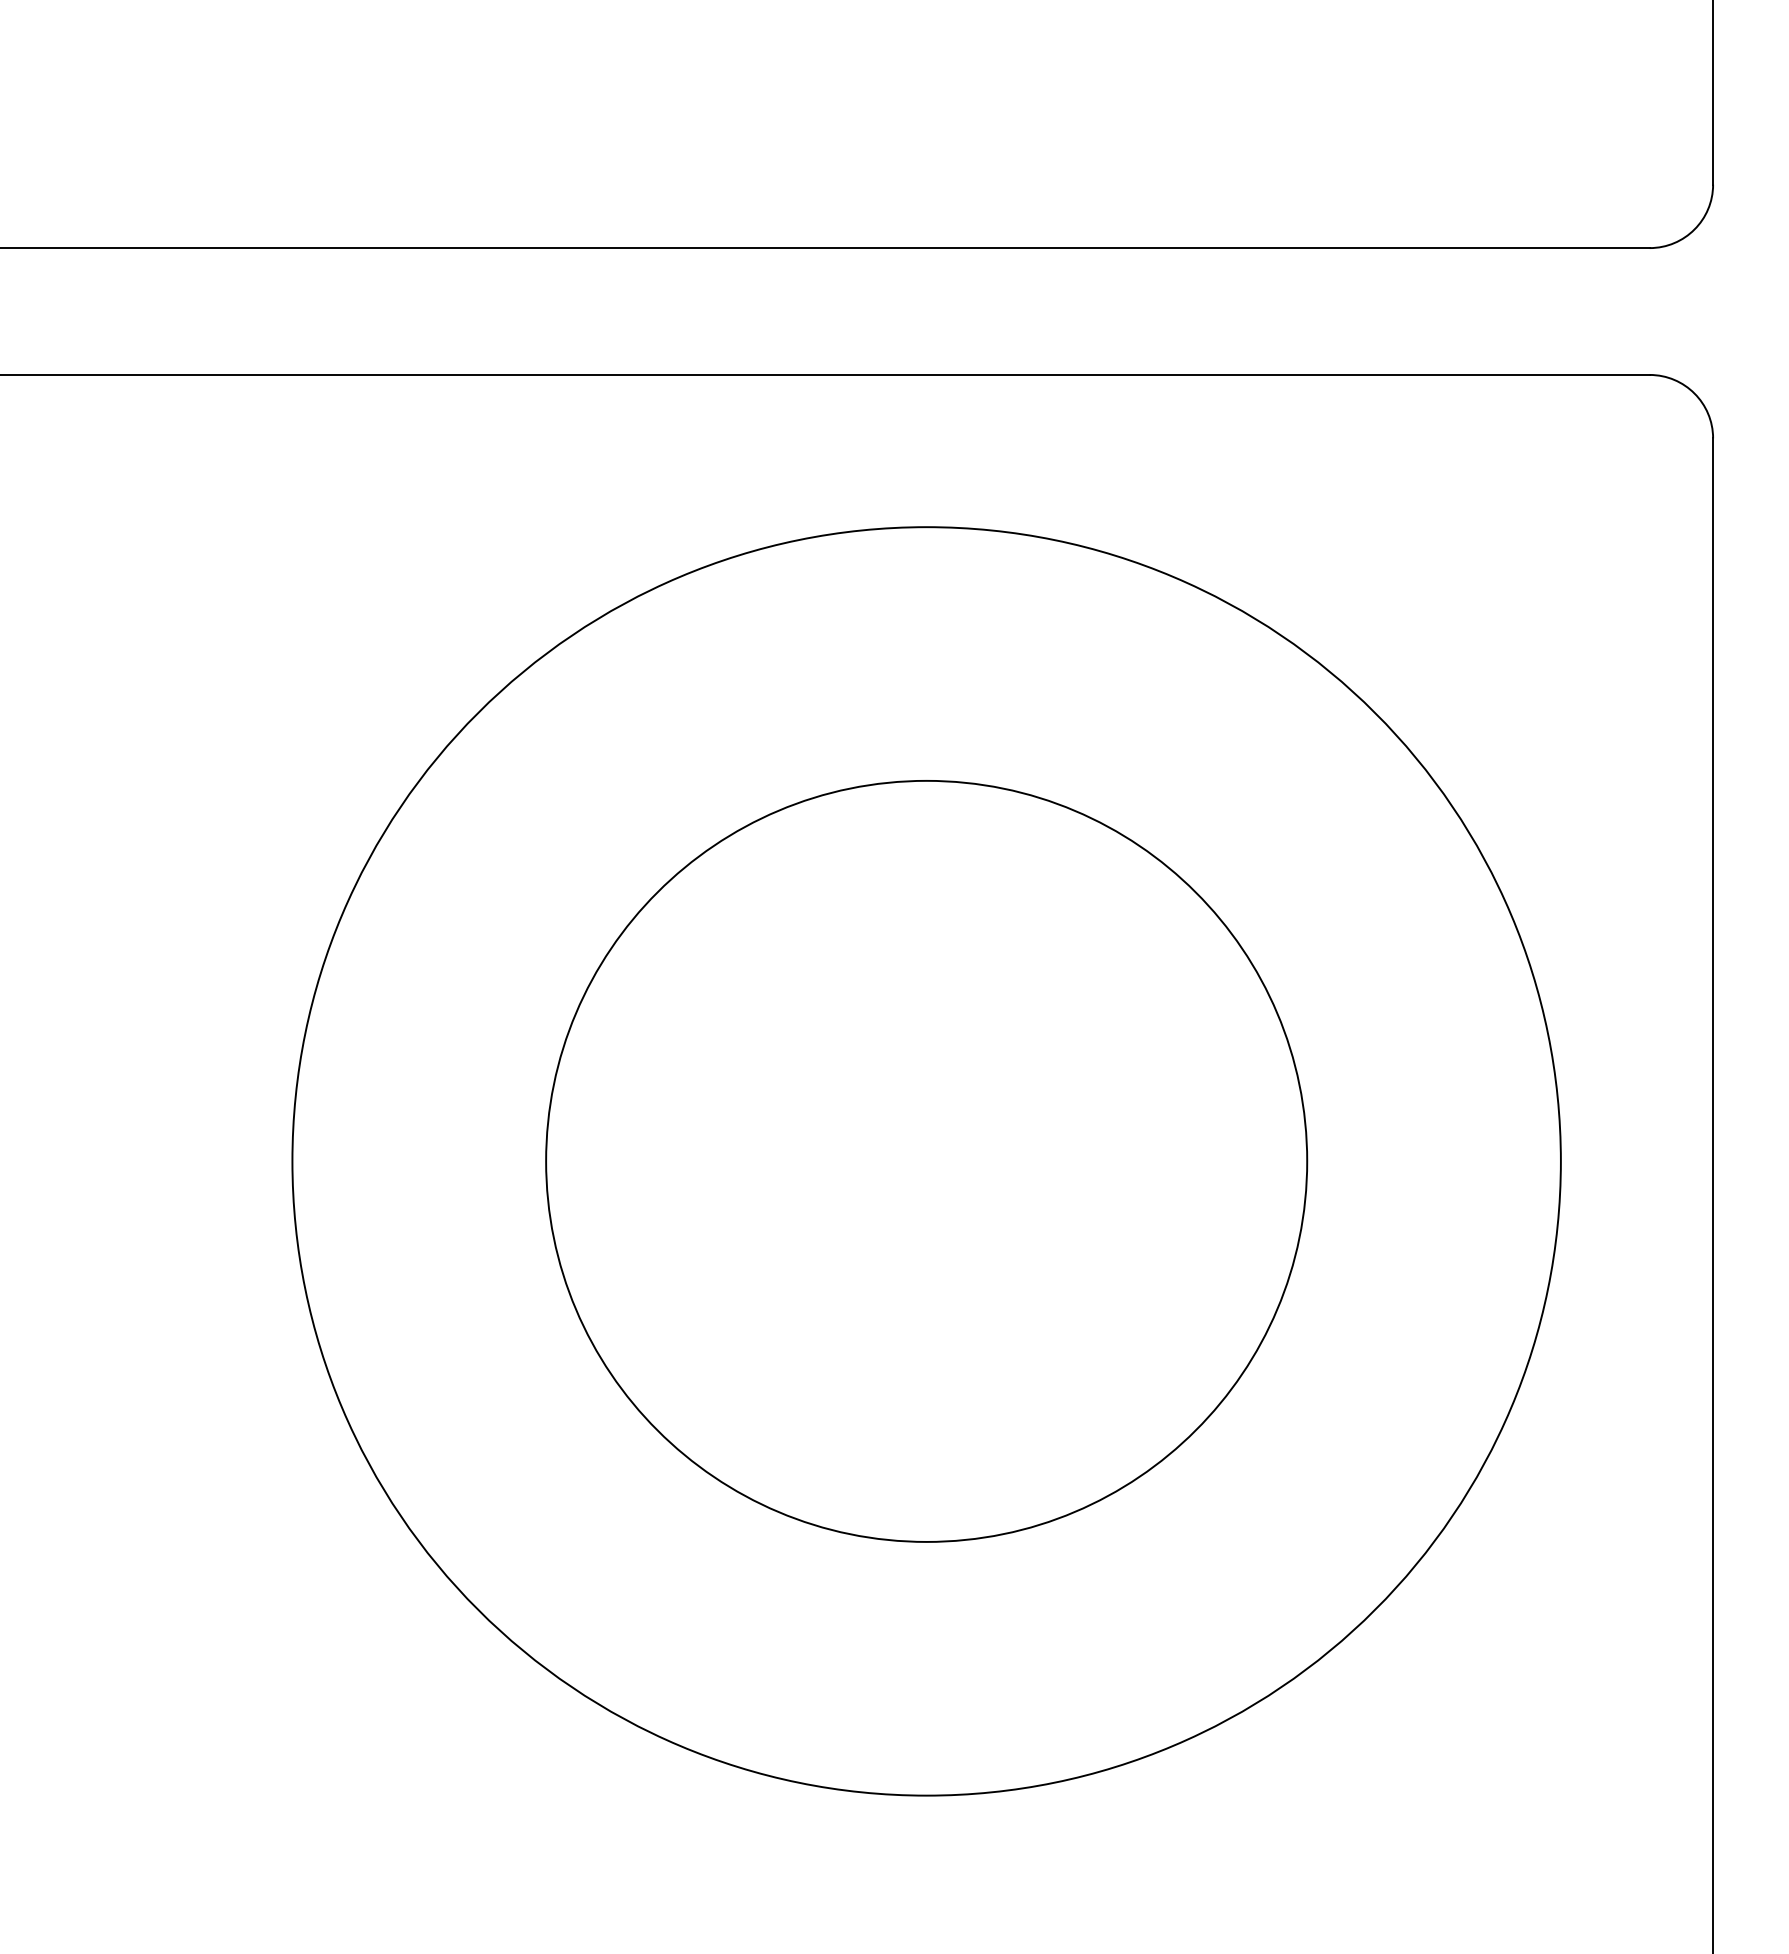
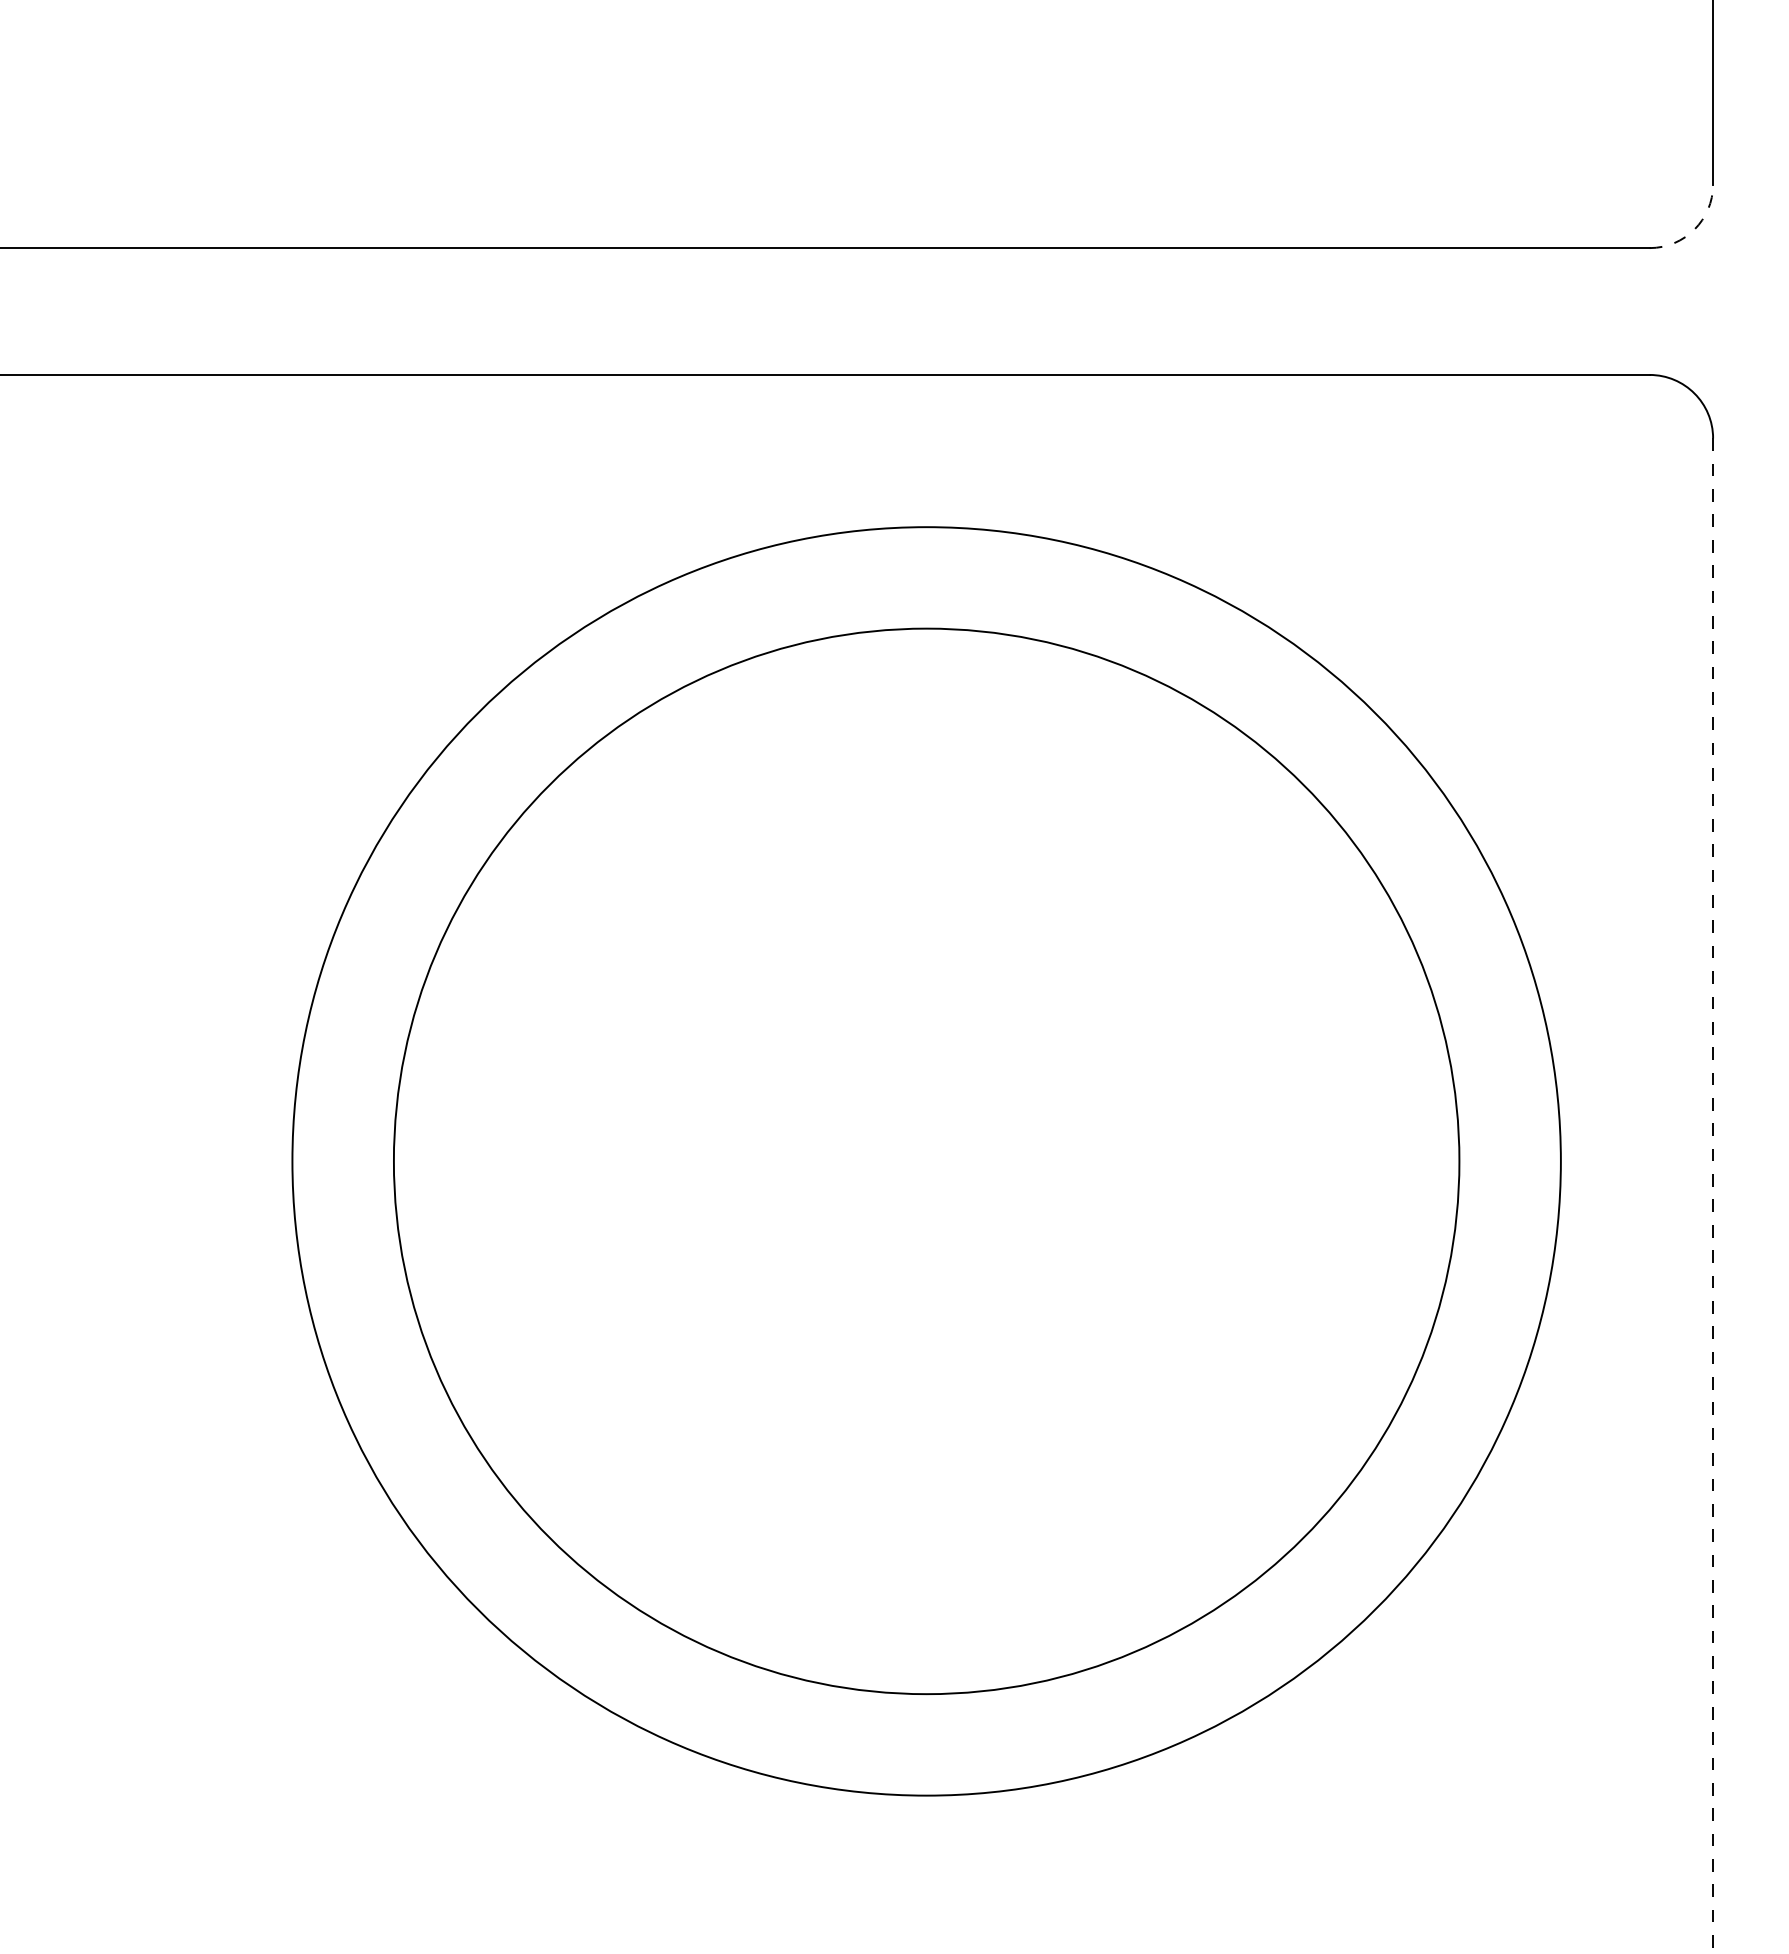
arc: solid -> dashed (1694, 229)
circle diameter: 761 px -> 1066 px (926, 1161)
line: solid -> dashed (1713, 1195)
